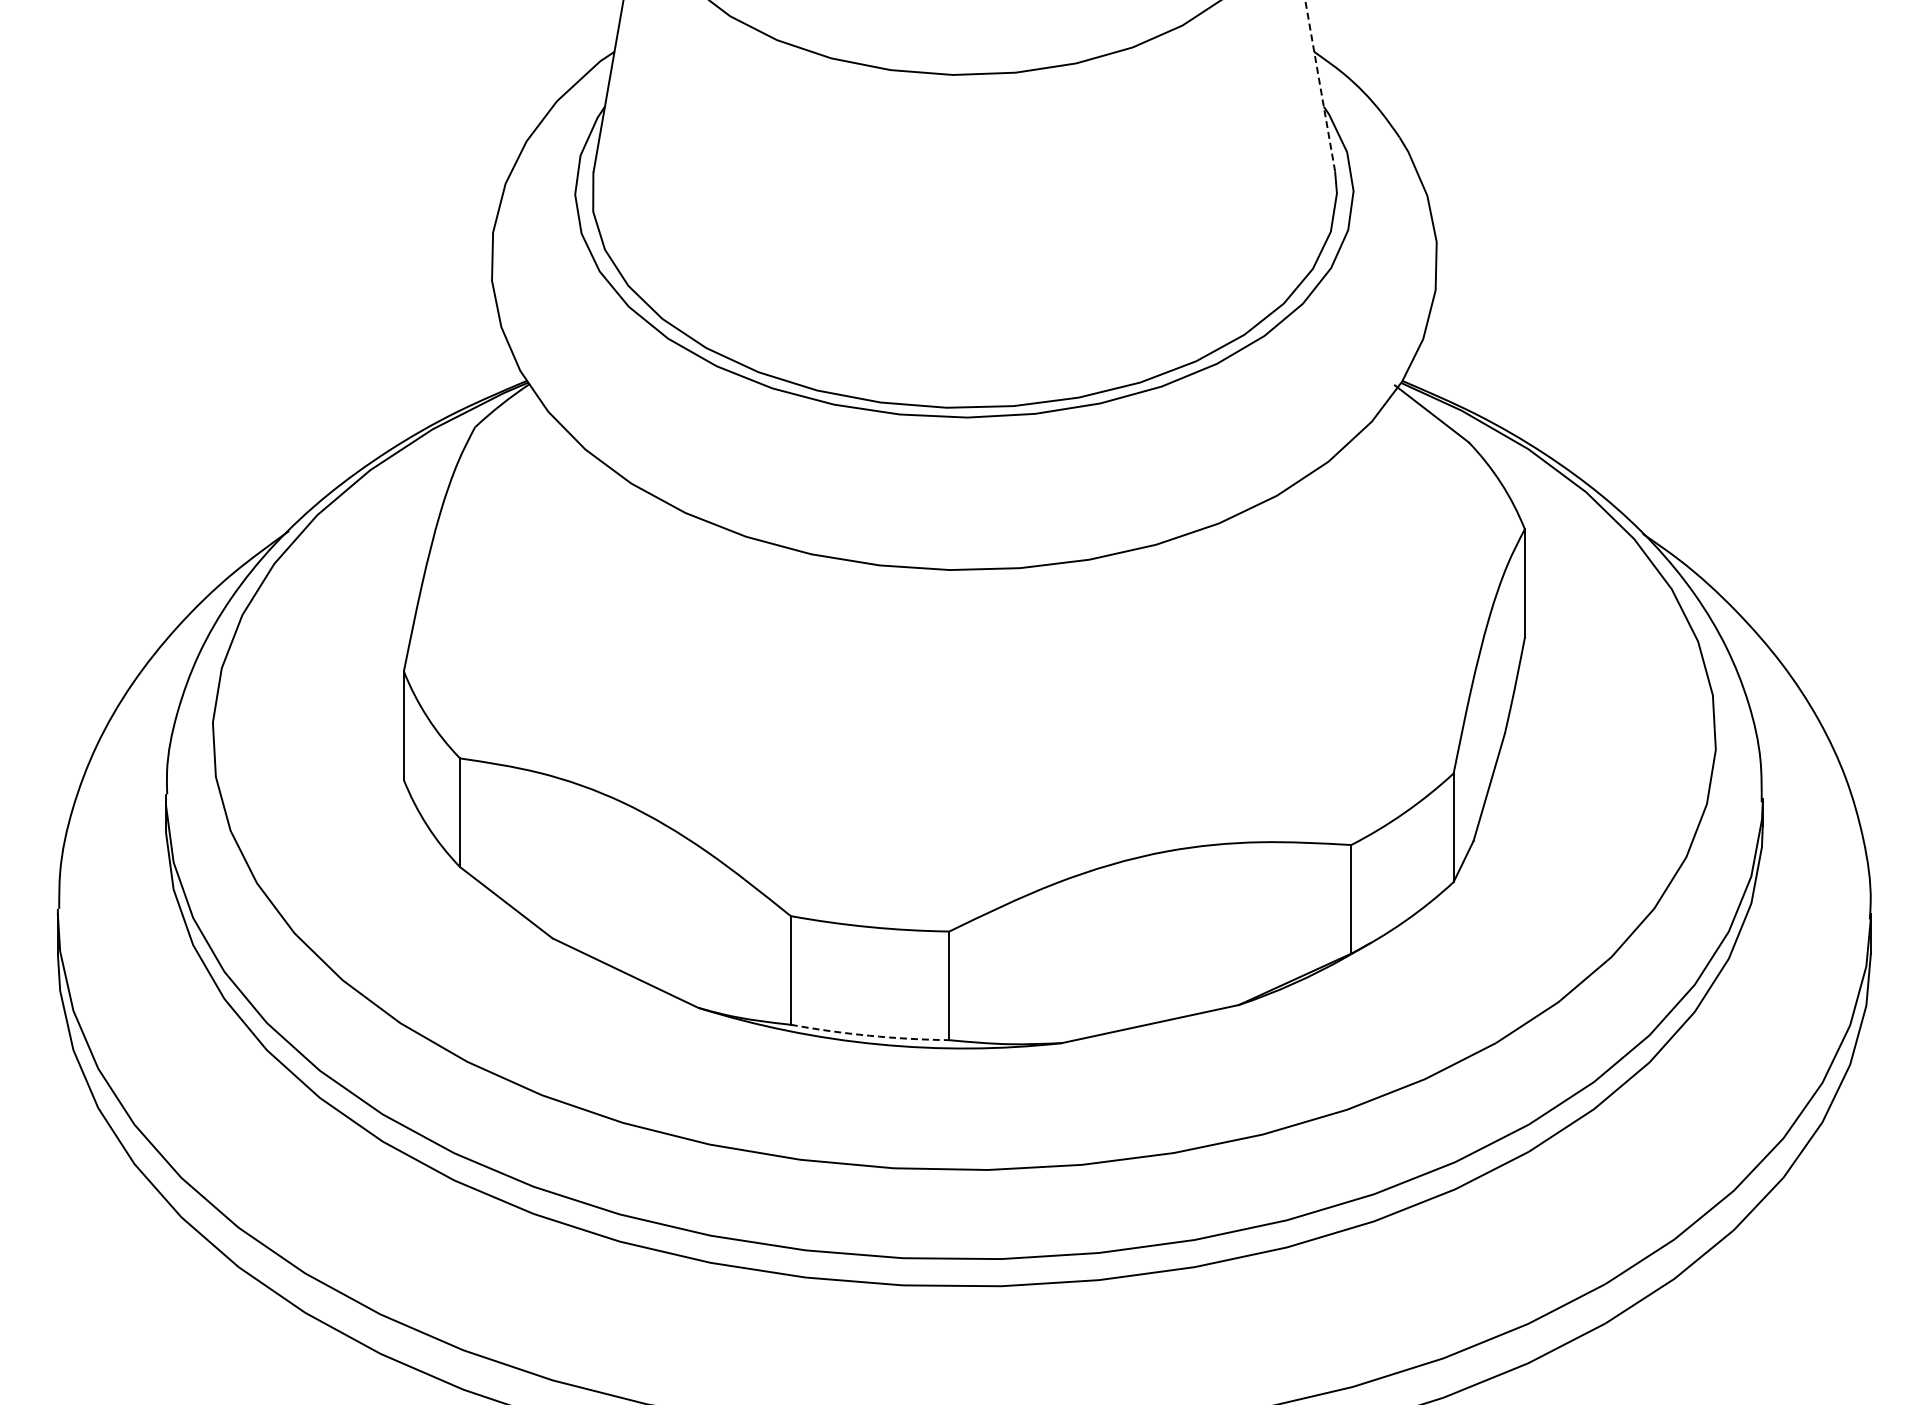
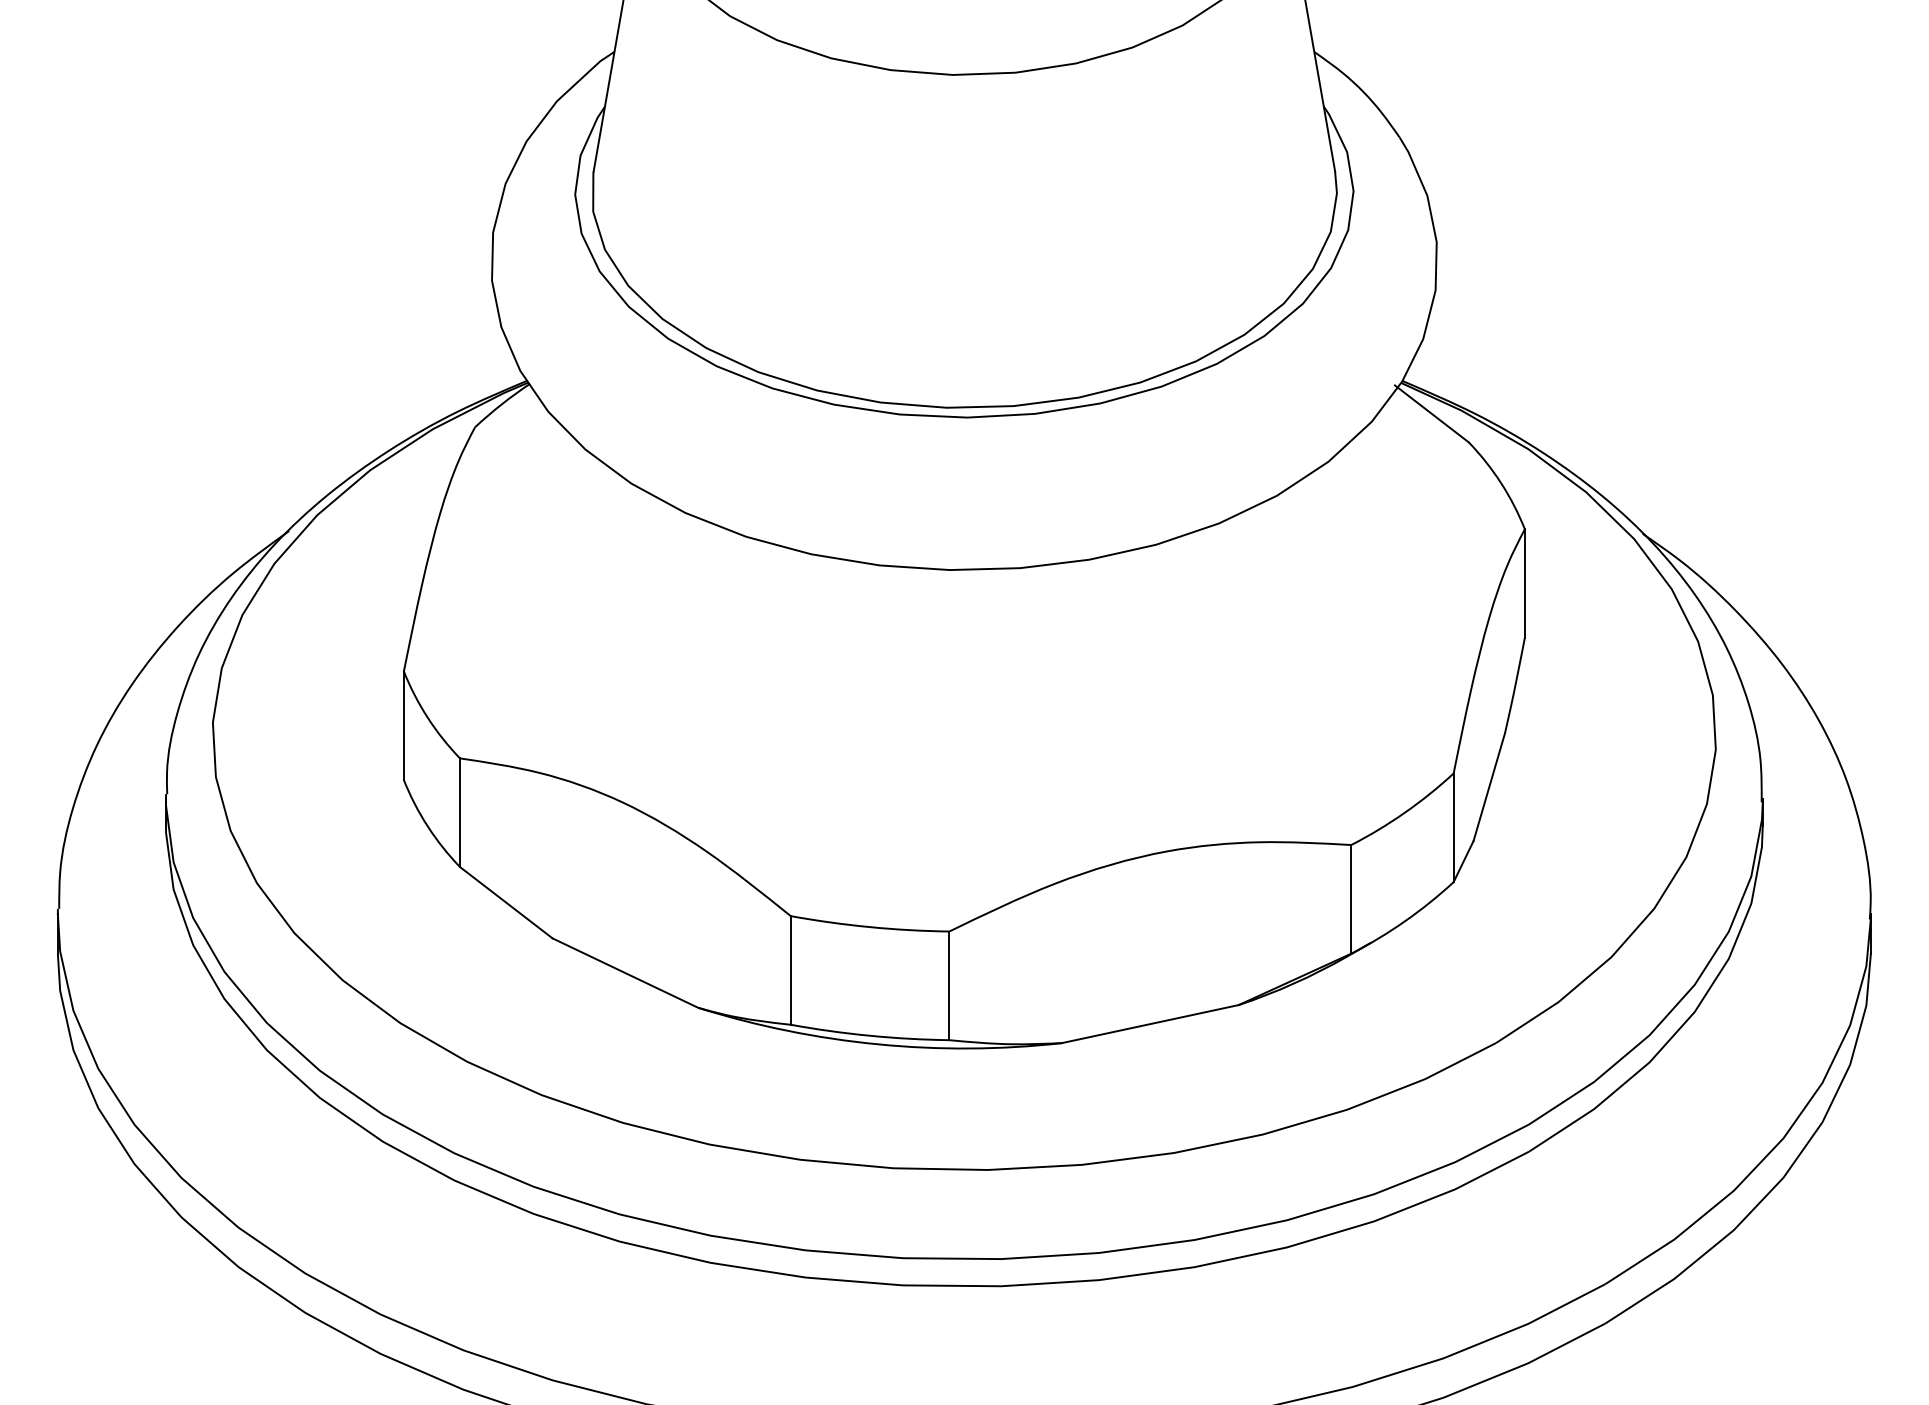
line: dashed -> solid (1320, 85)
arc: dashed -> solid (869, 1035)
